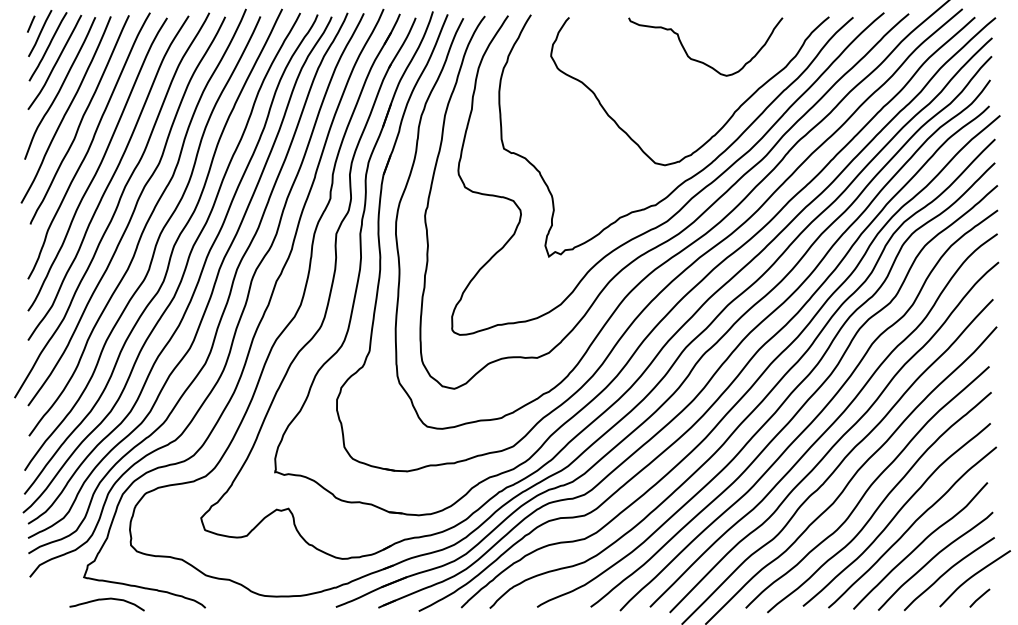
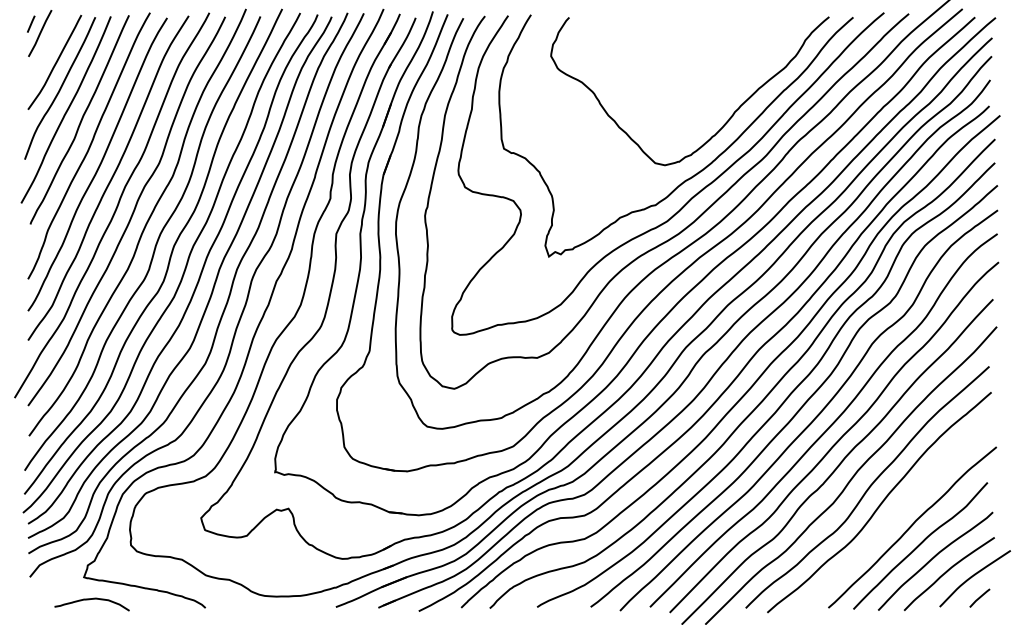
line: present -> none (47, 46)
curve: present -> none (699, 60)
curve: present -> none (896, 514)
curve position: (104, 600) -> (89, 600) (89, 600)
